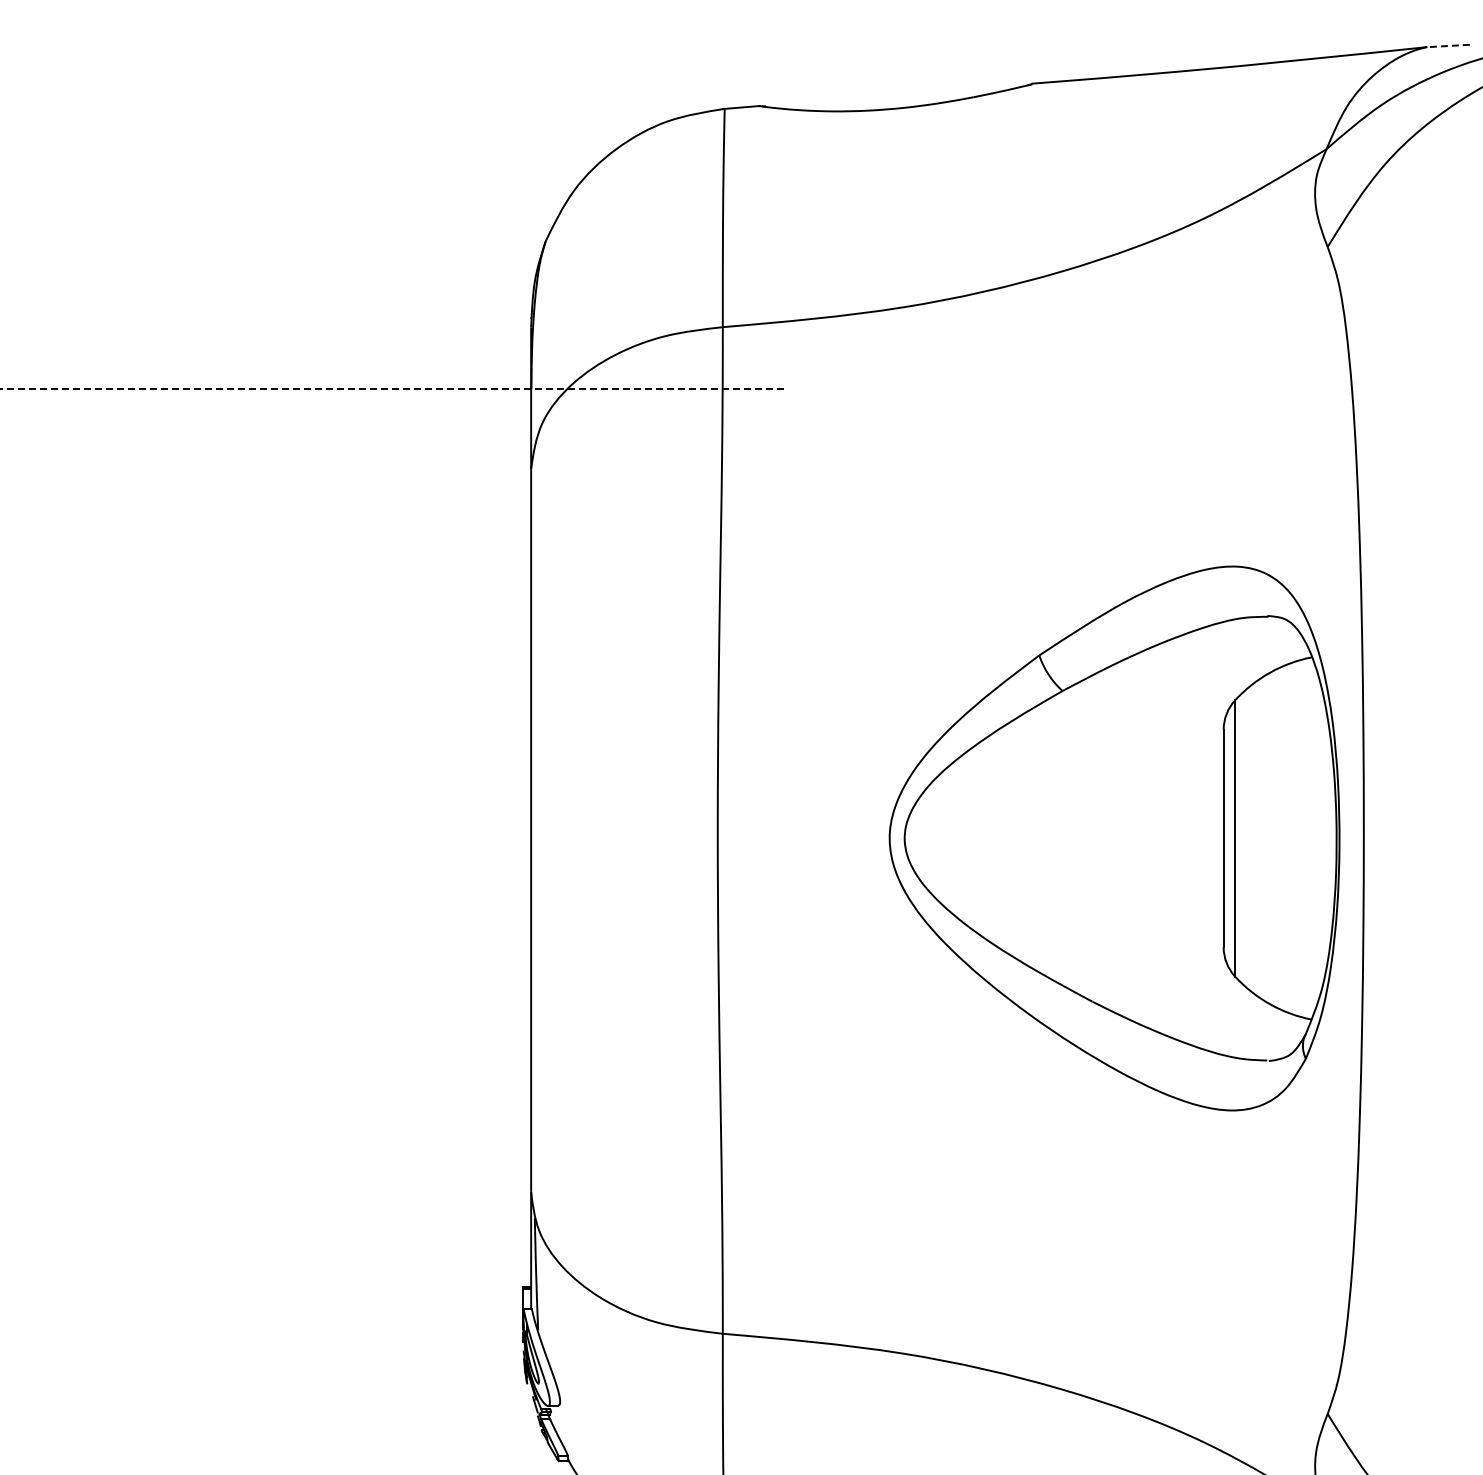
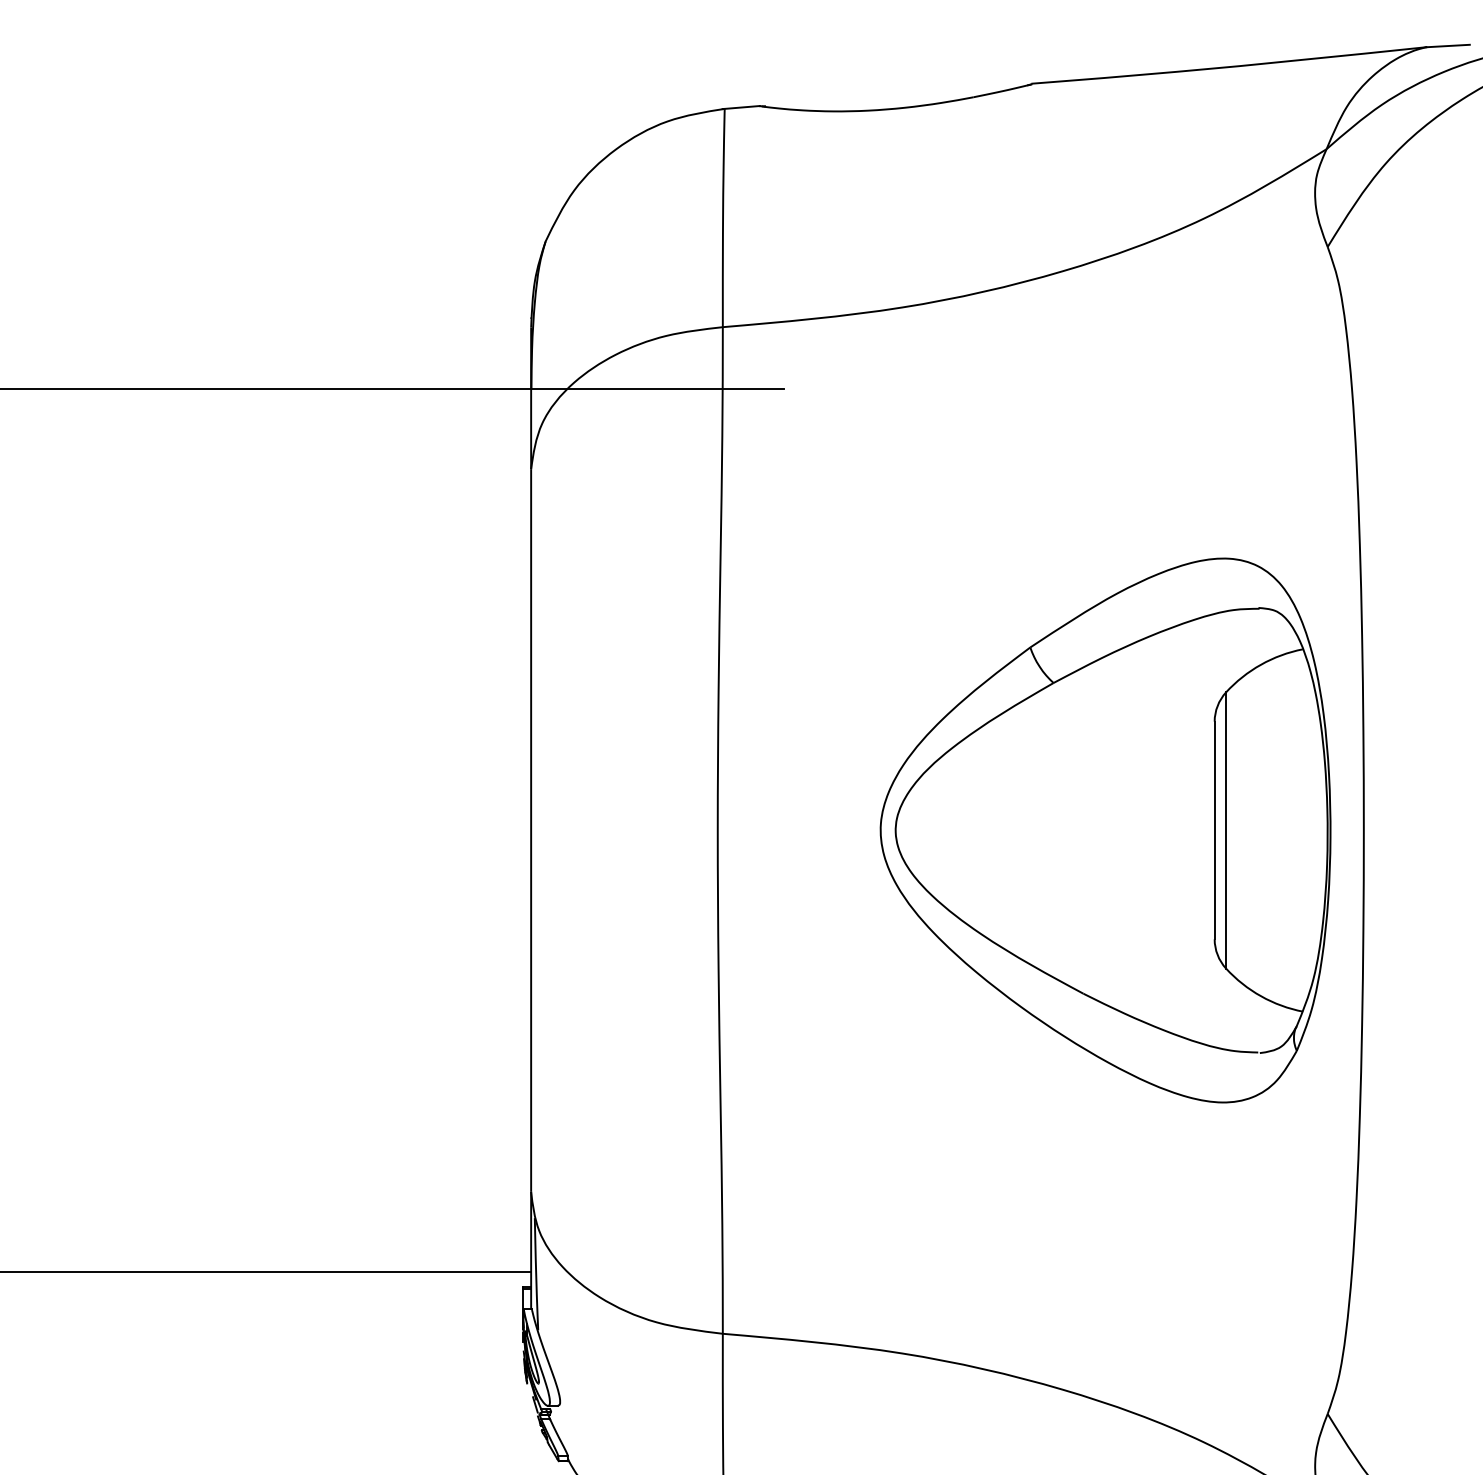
line: dashed -> solid (1448, 46)
line: dashed -> solid (391, 389)
part position: (1114, 838) -> (1105, 830) (1105, 830)
line: none -> present (266, 1271)
